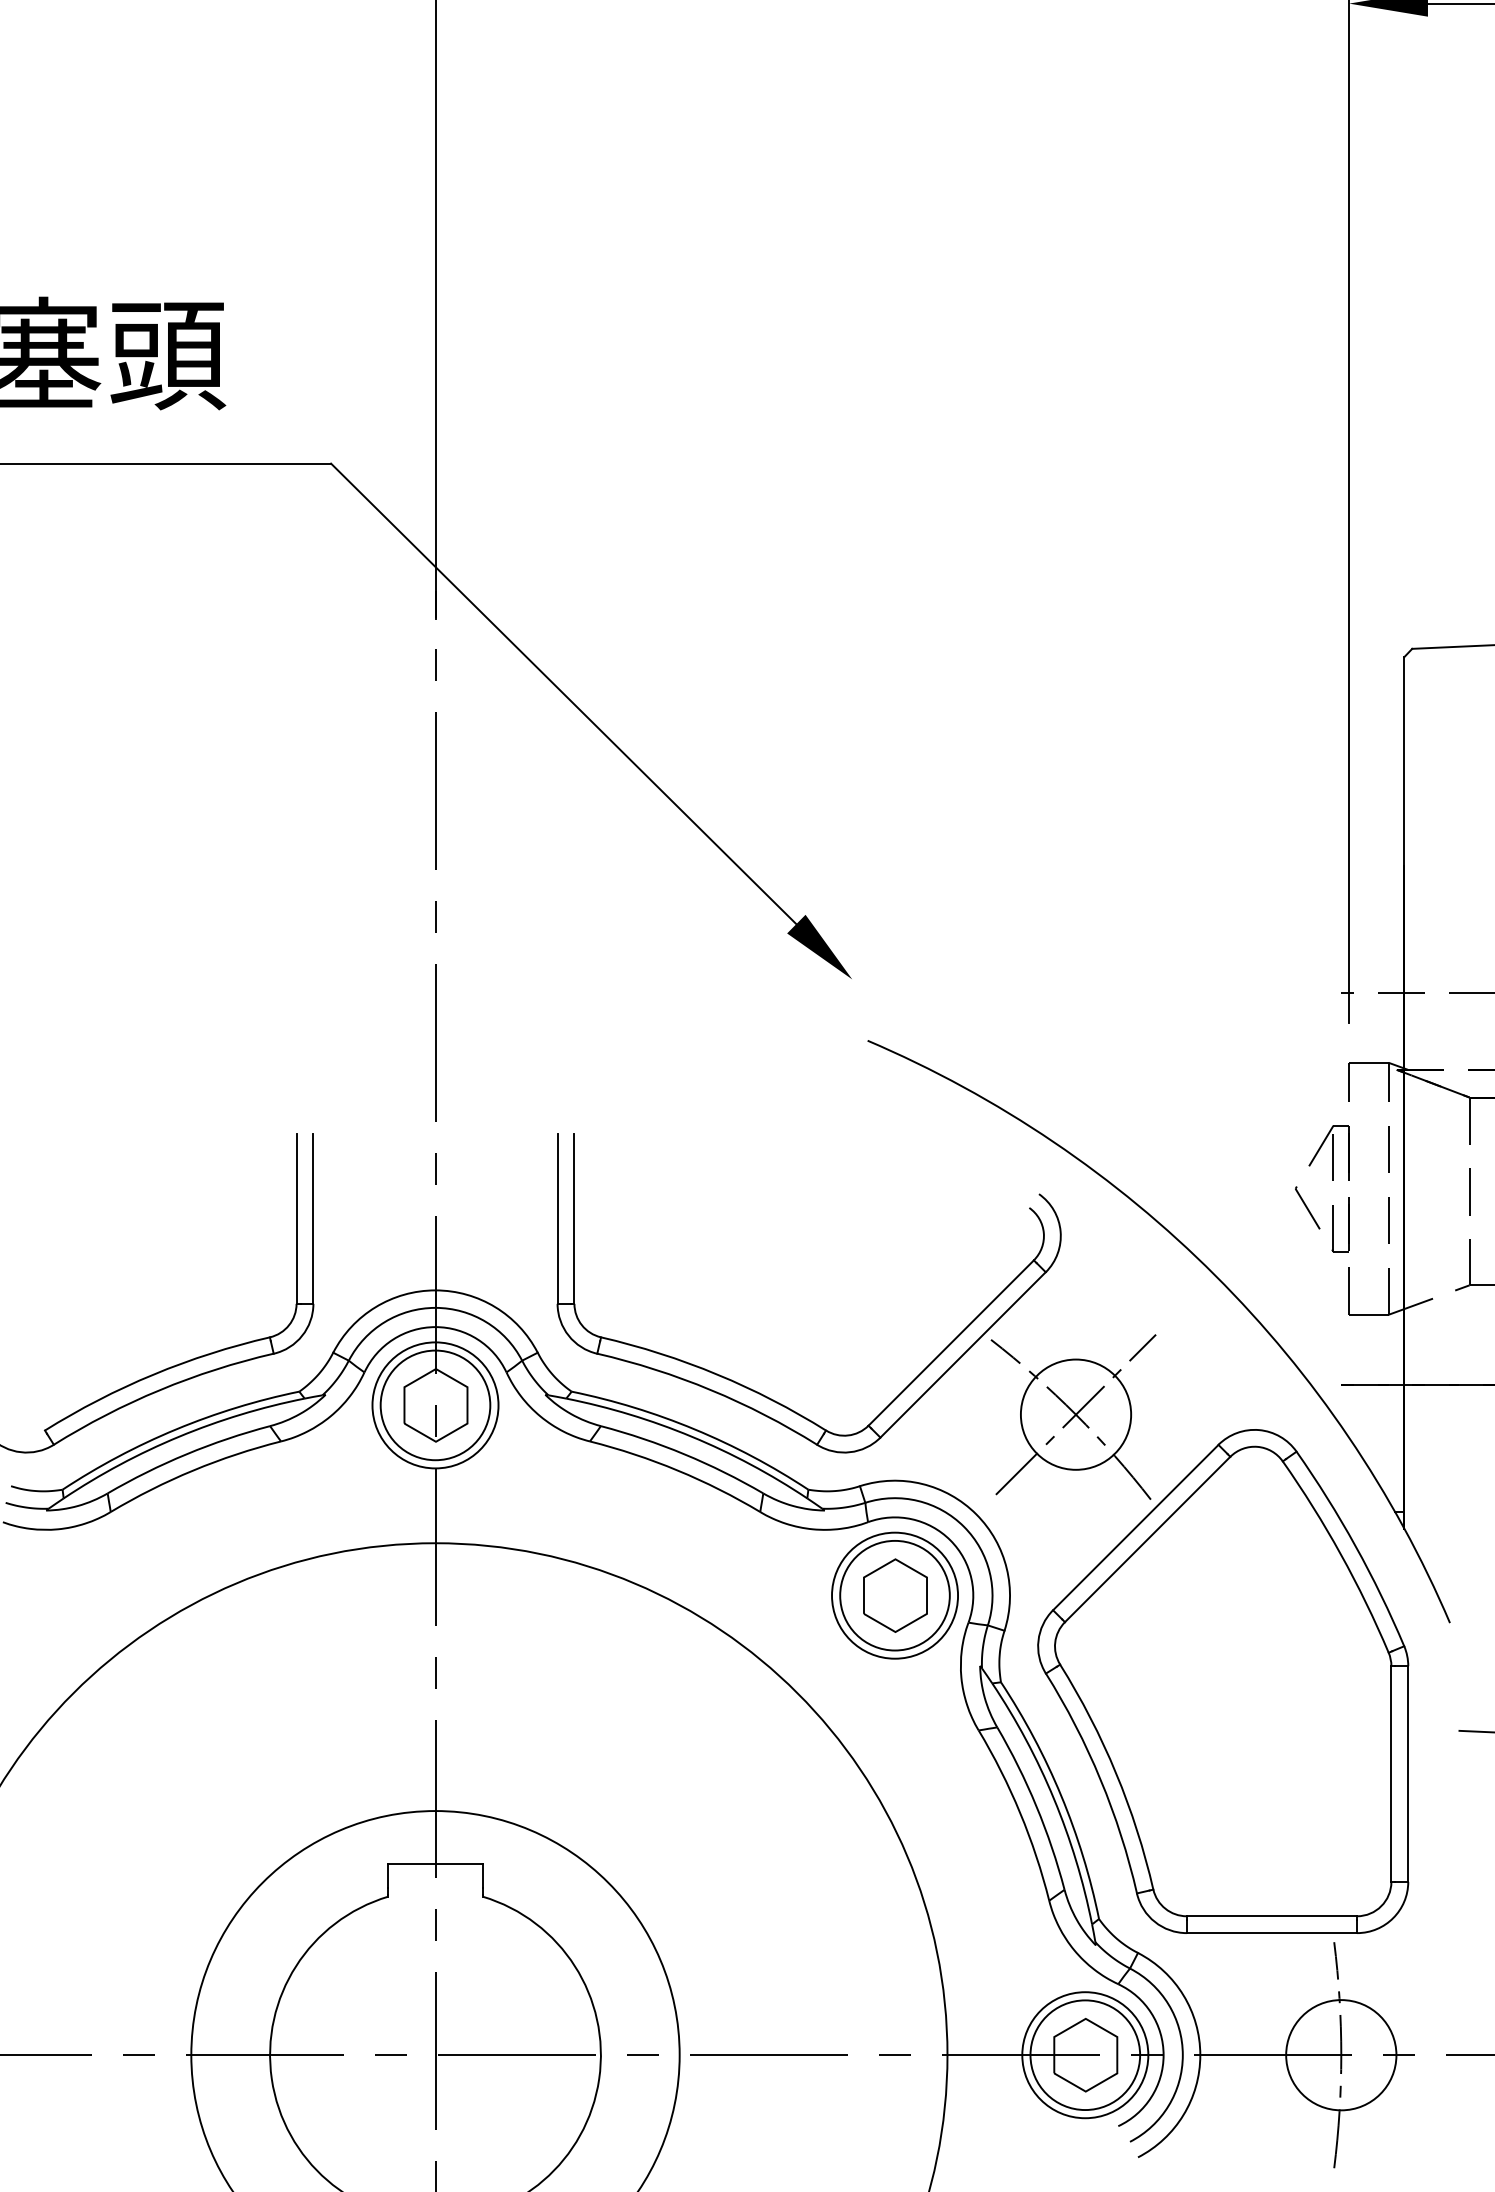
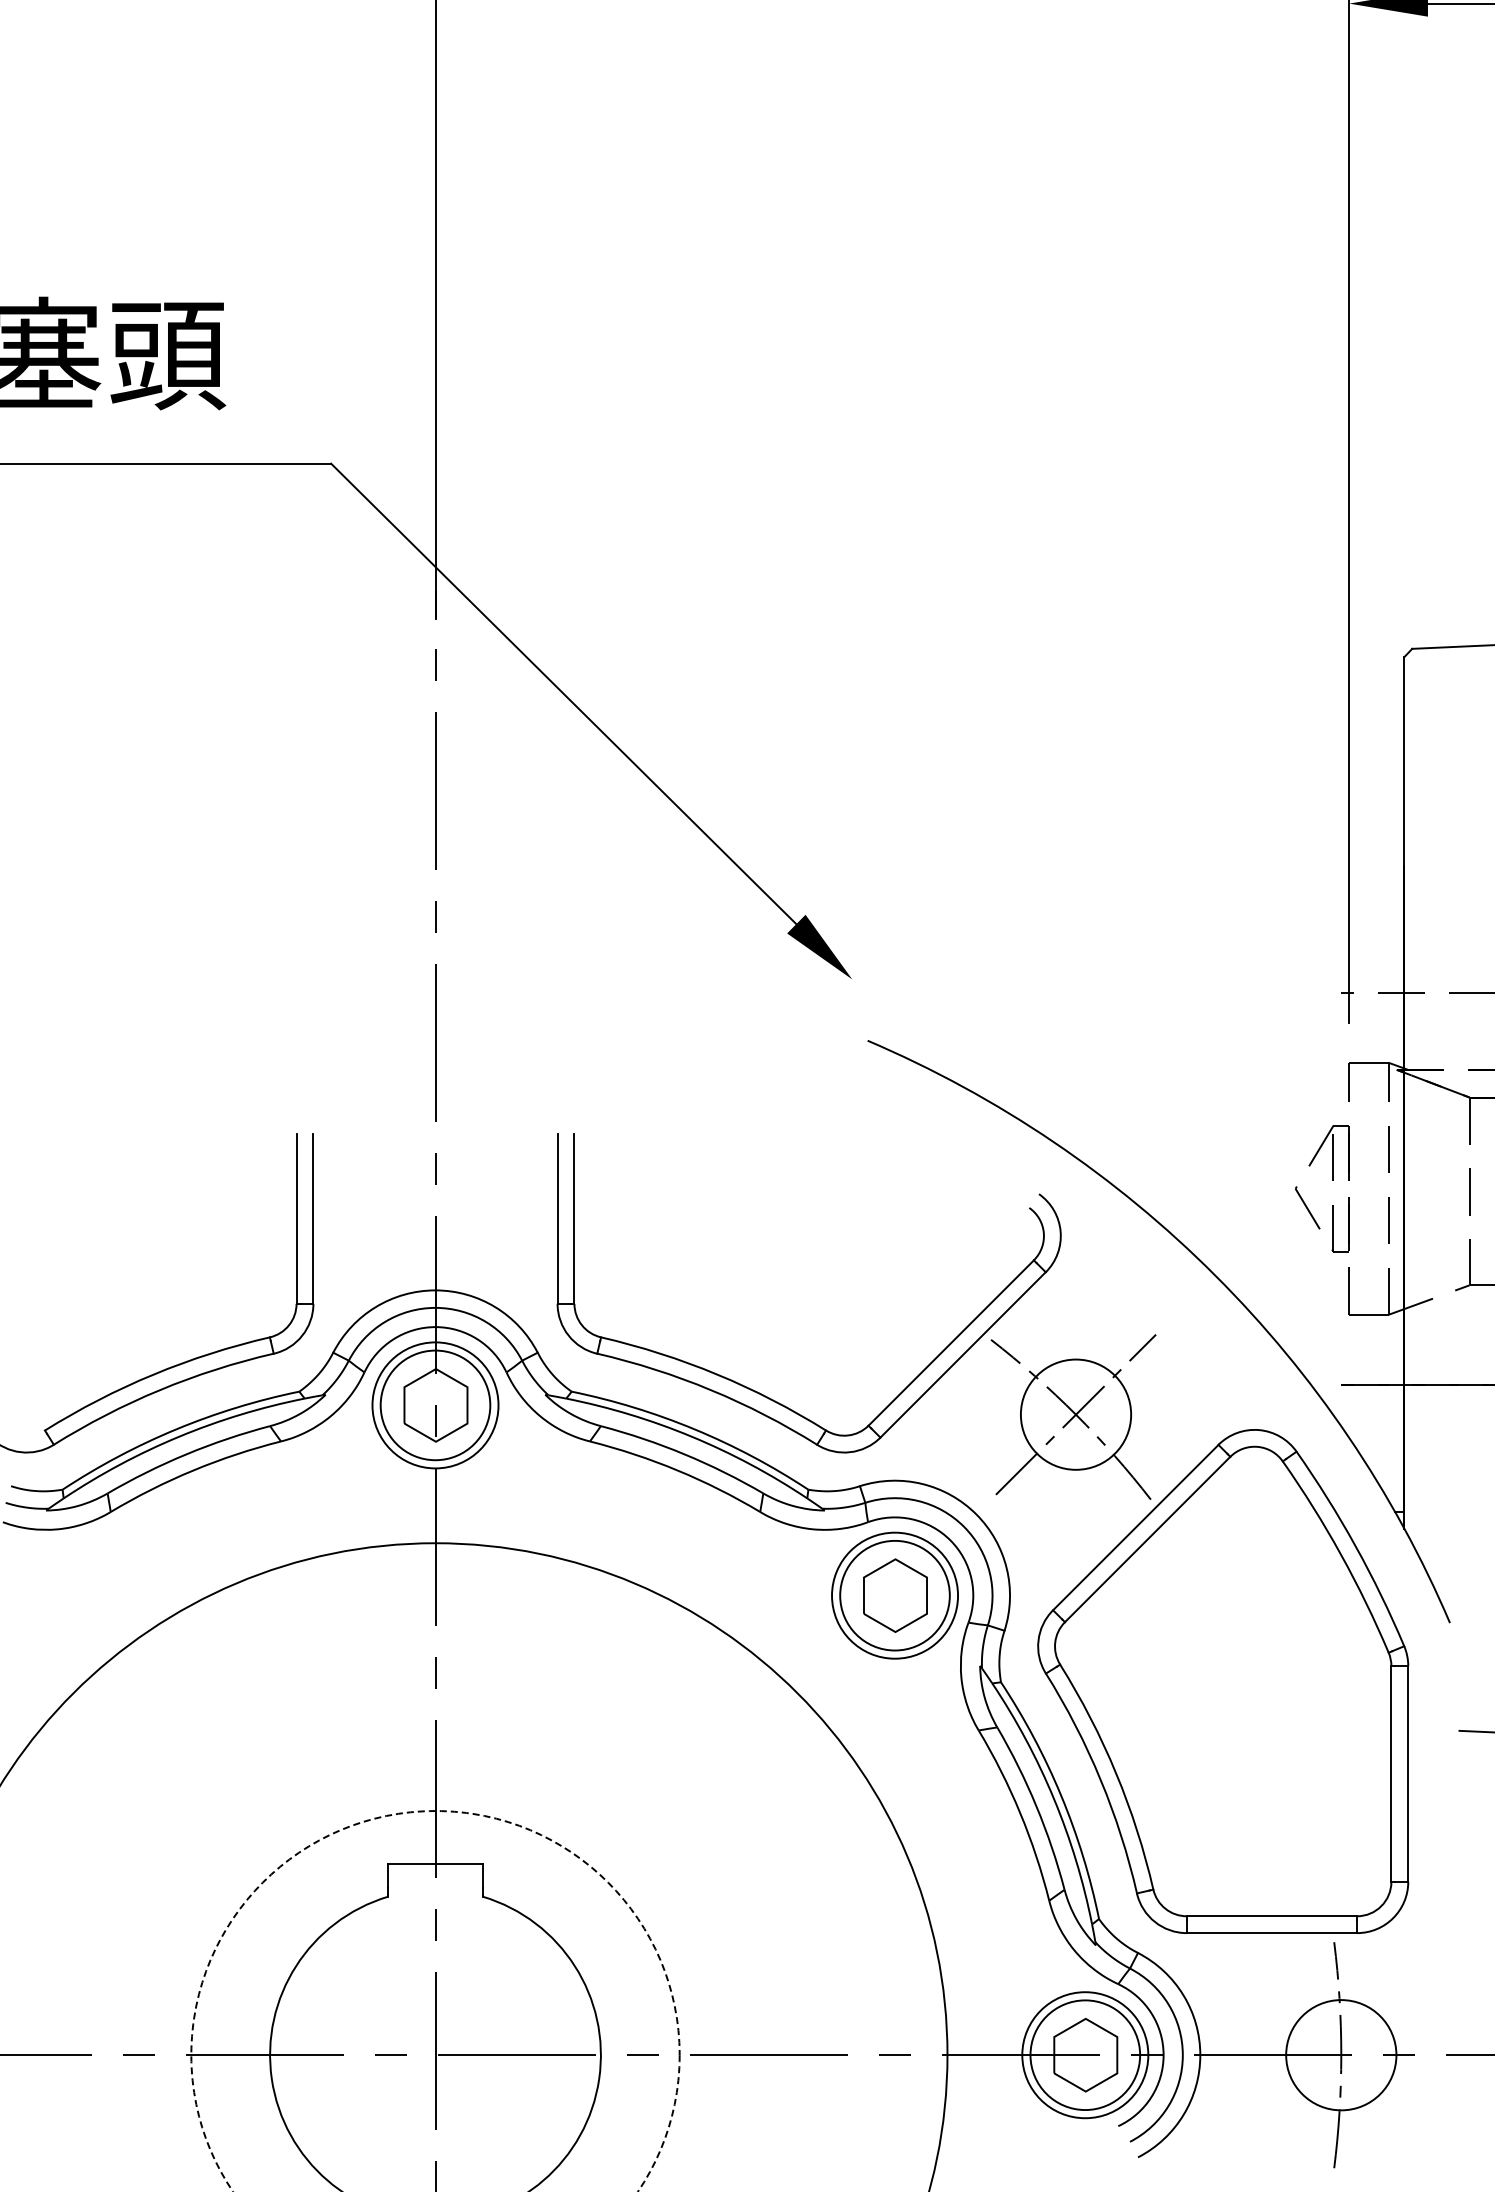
circle: solid -> dashed (435, 2001)
